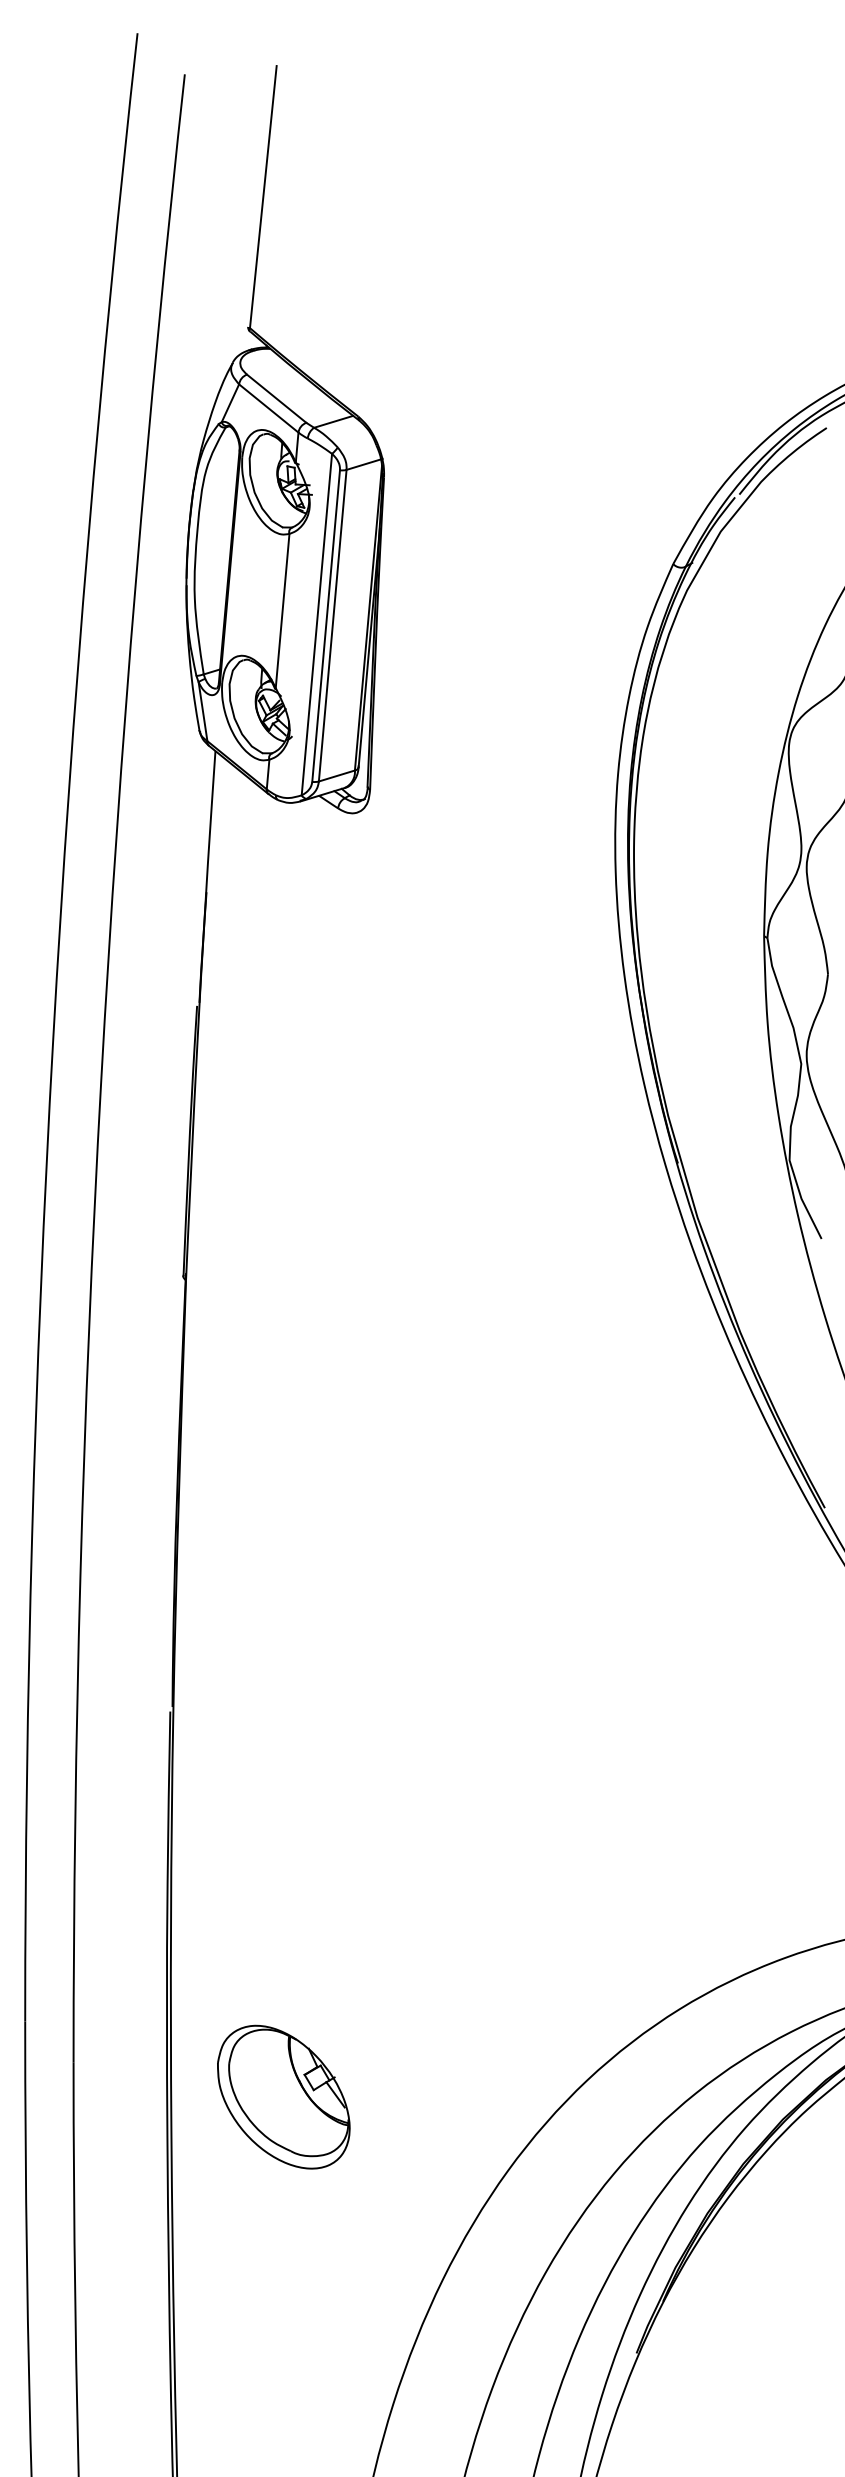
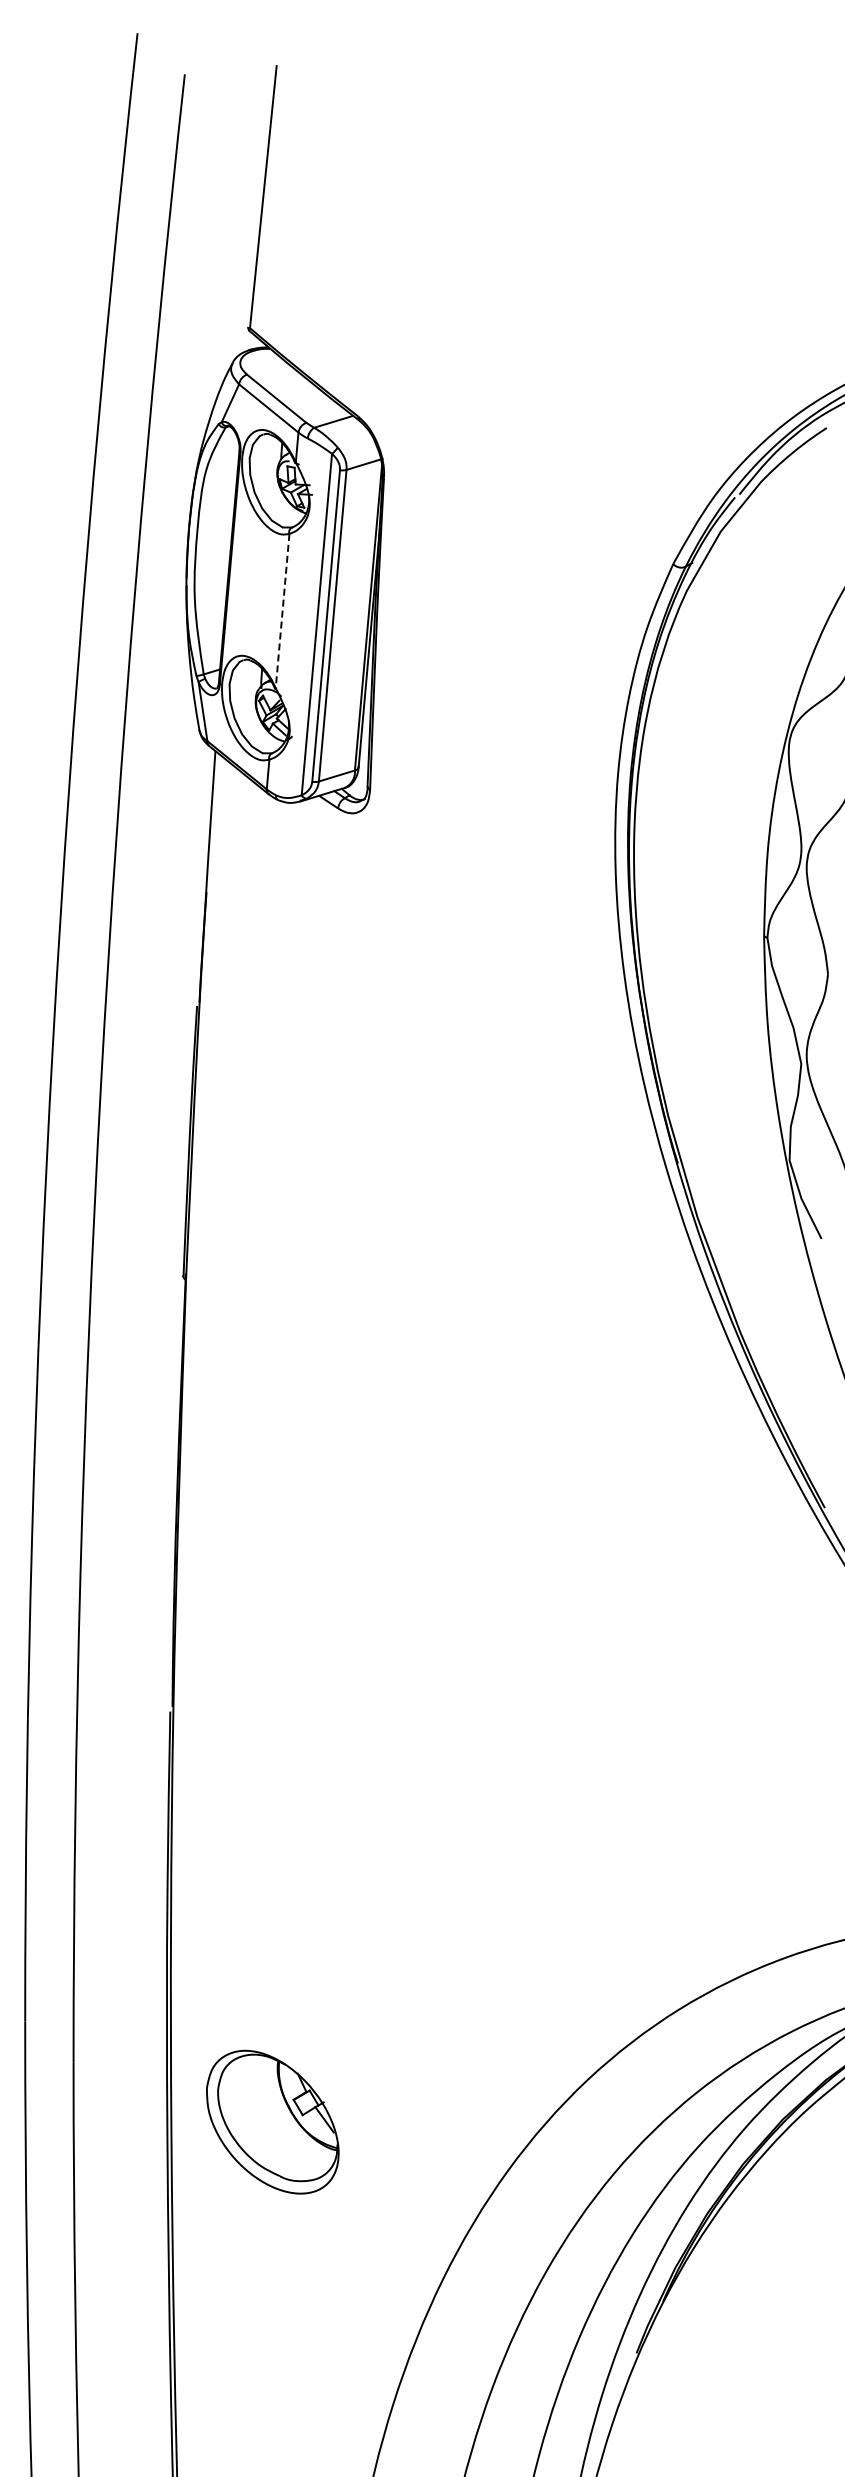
line: solid -> dashed (282, 611)
part position: (283, 2096) -> (272, 2121) (272, 2121)
